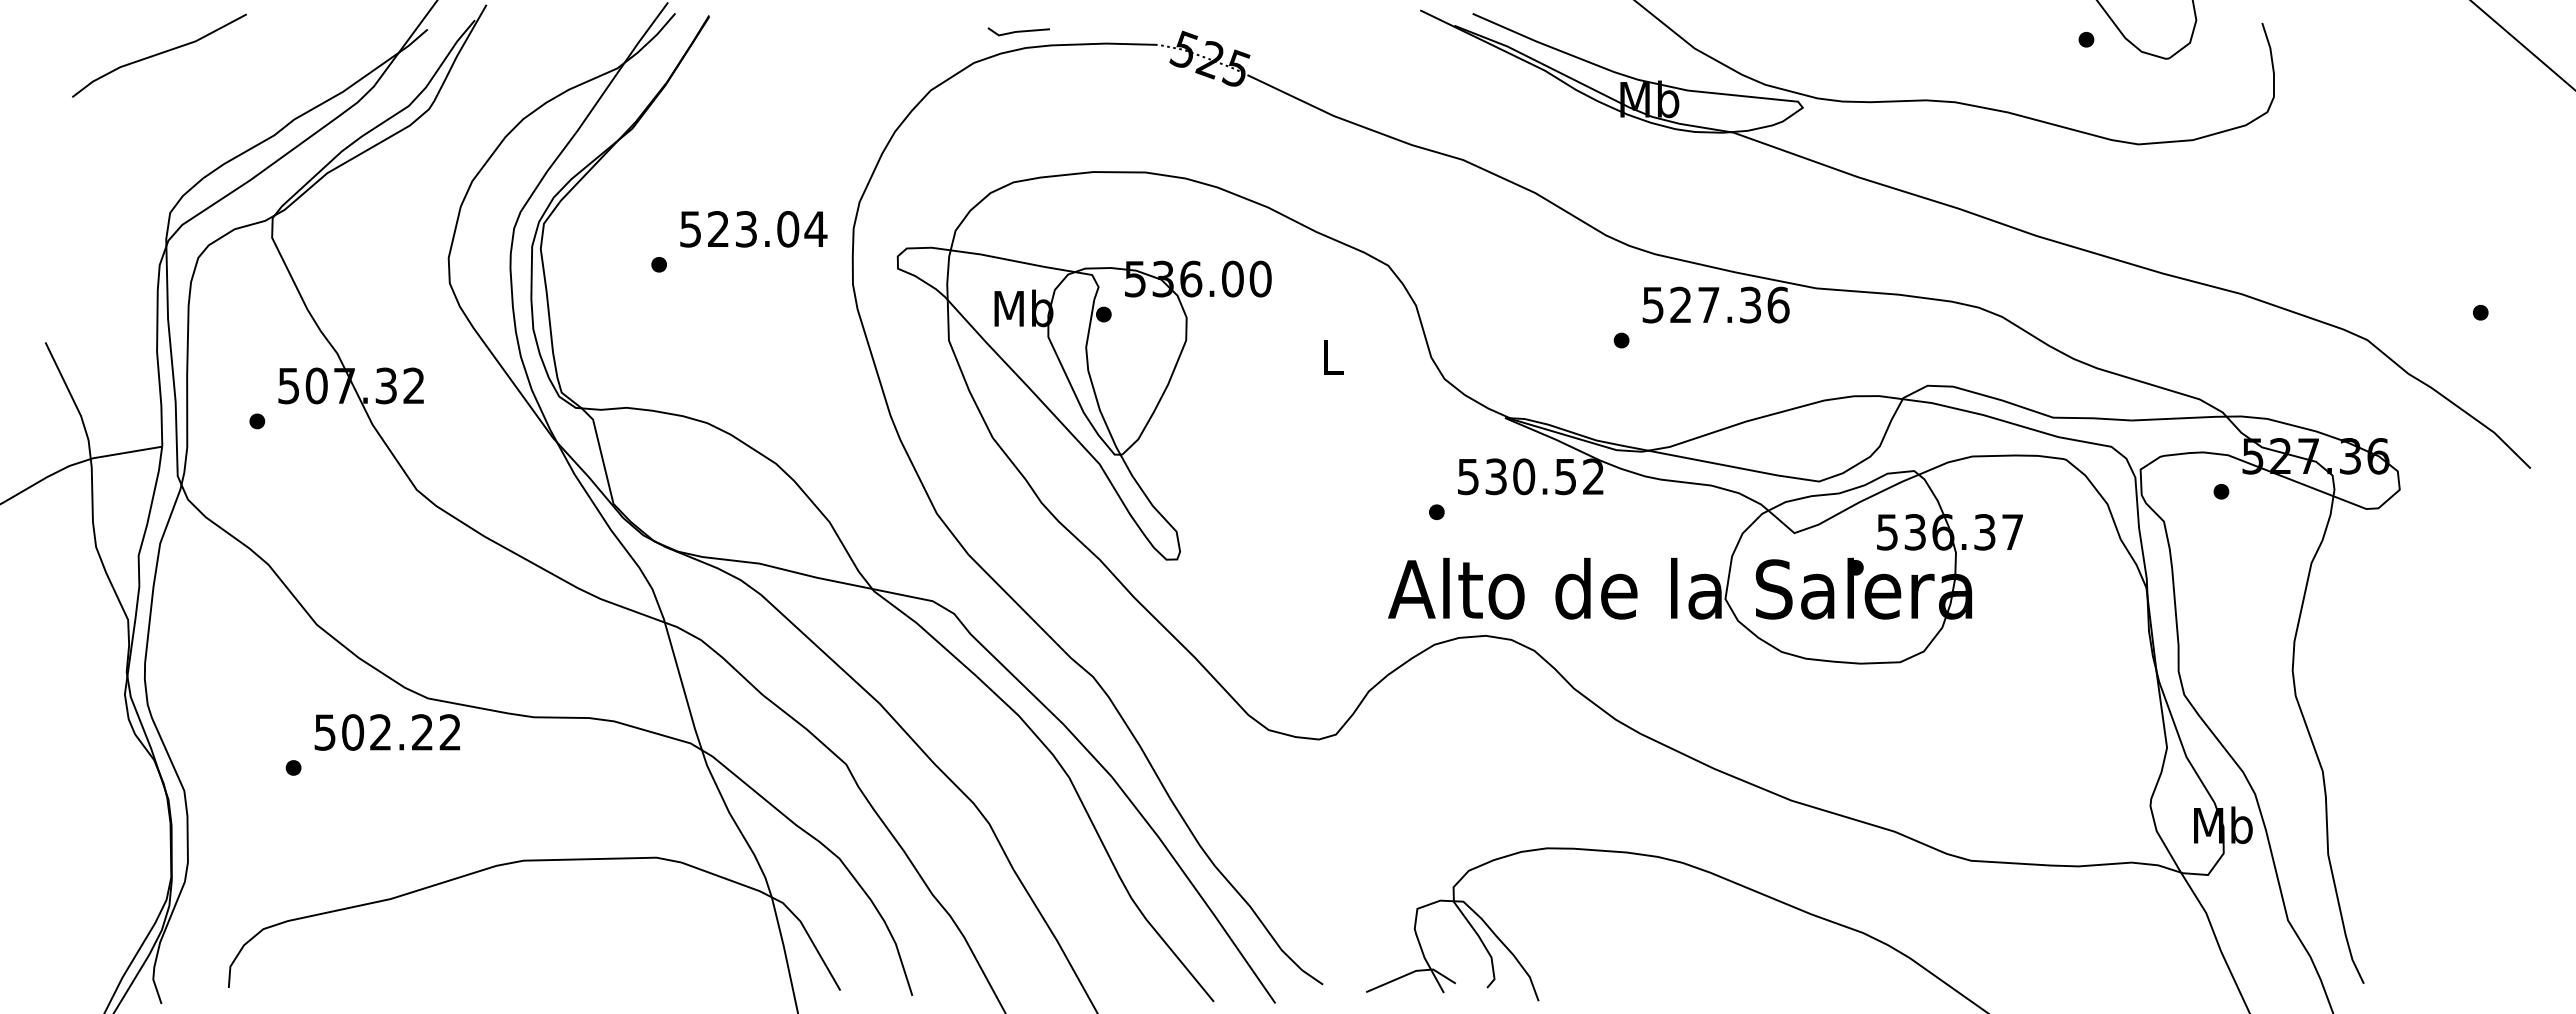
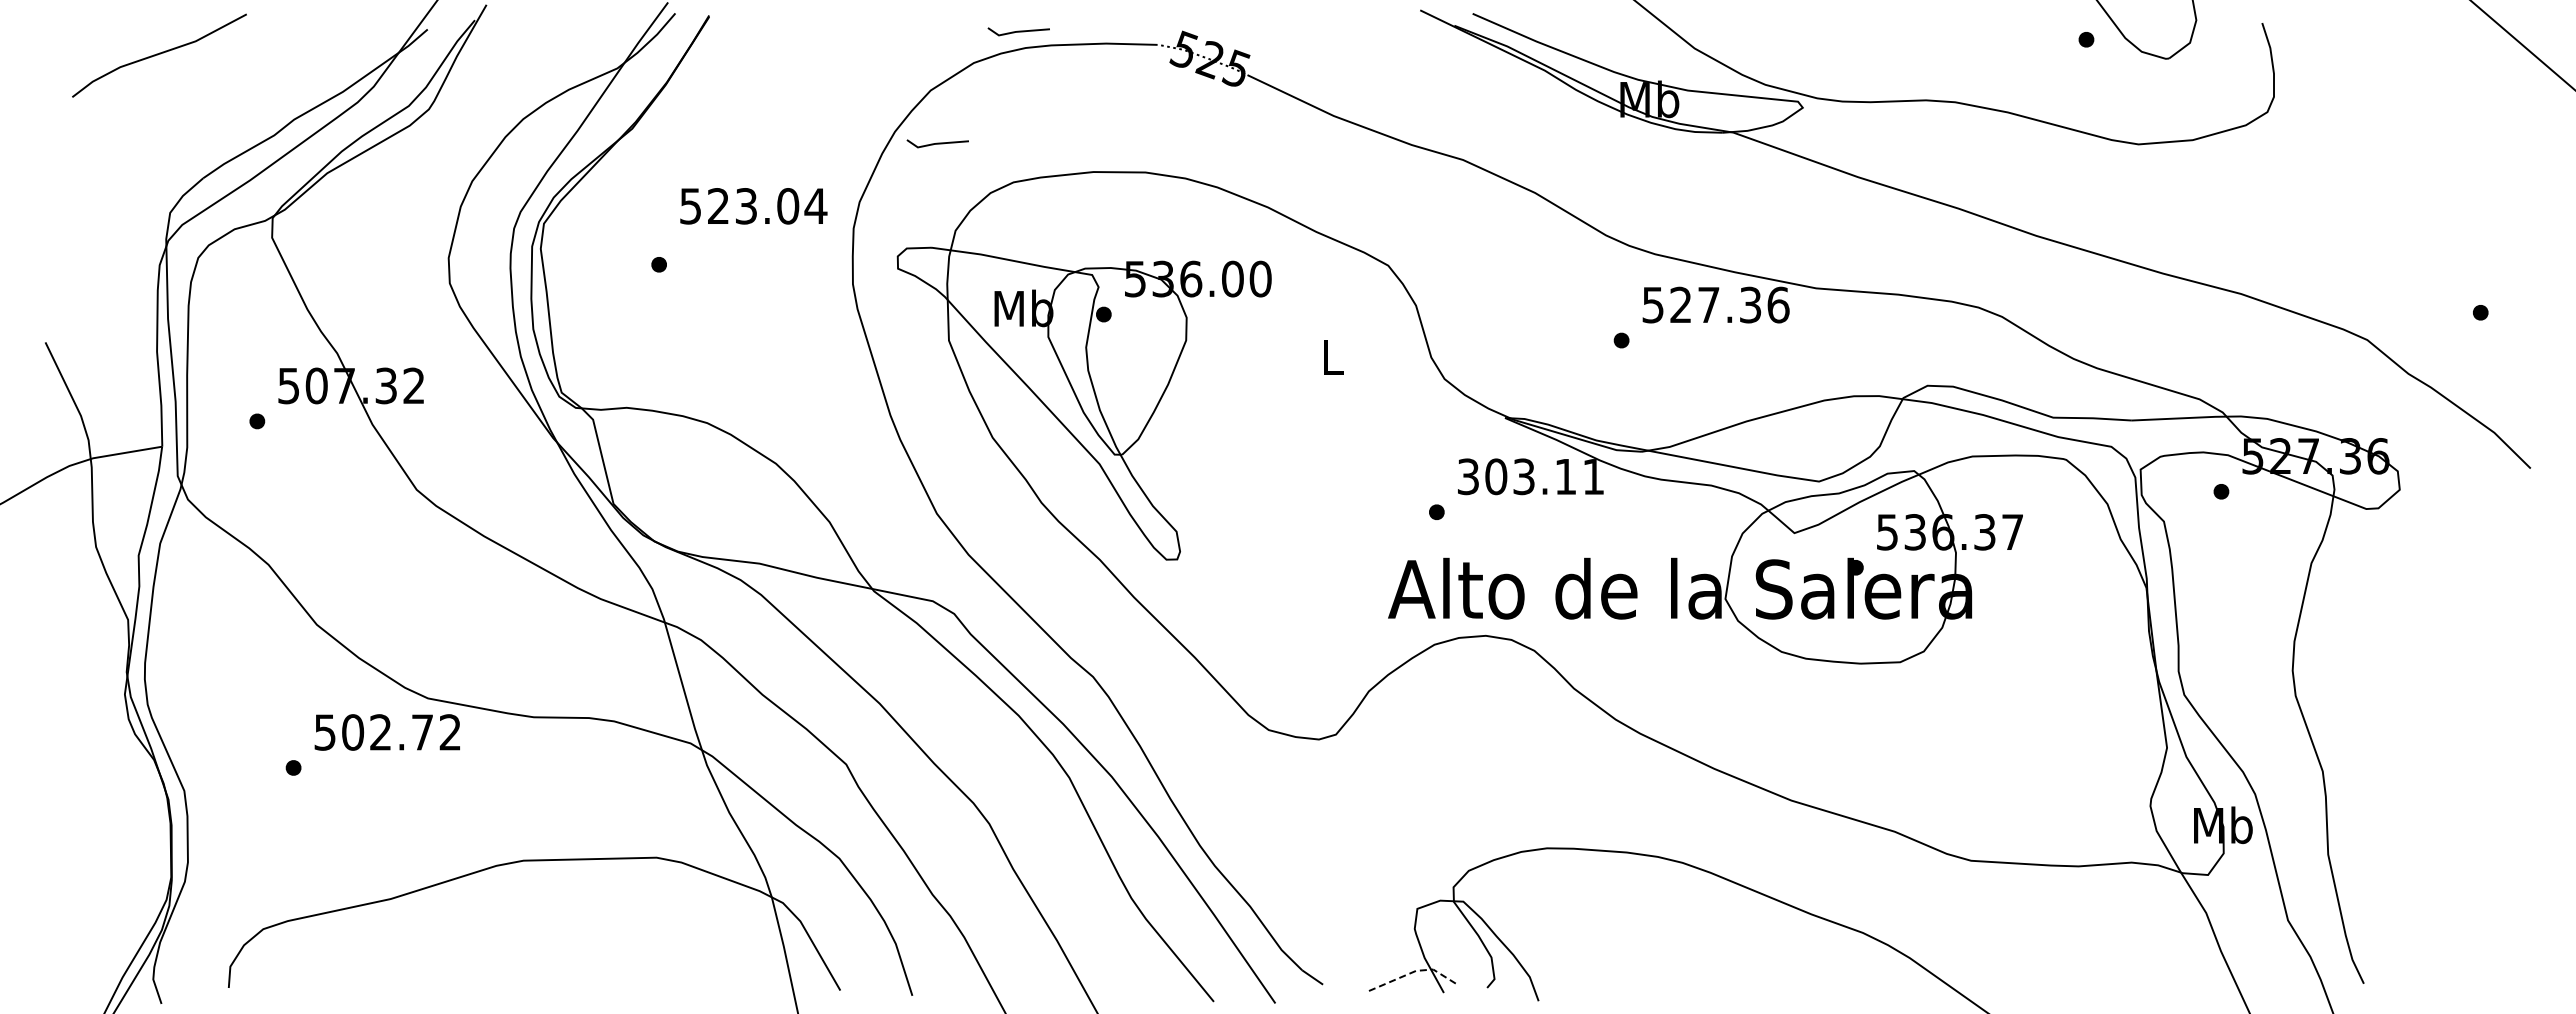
line: none -> present (937, 143)
text position: (753, 229) -> (753, 206) (753, 206)
text: 530.52 -> 303.11 (1530, 476)
text: 502.22 -> 502.72 (422, 732)
line: solid -> dashed (1412, 972)
